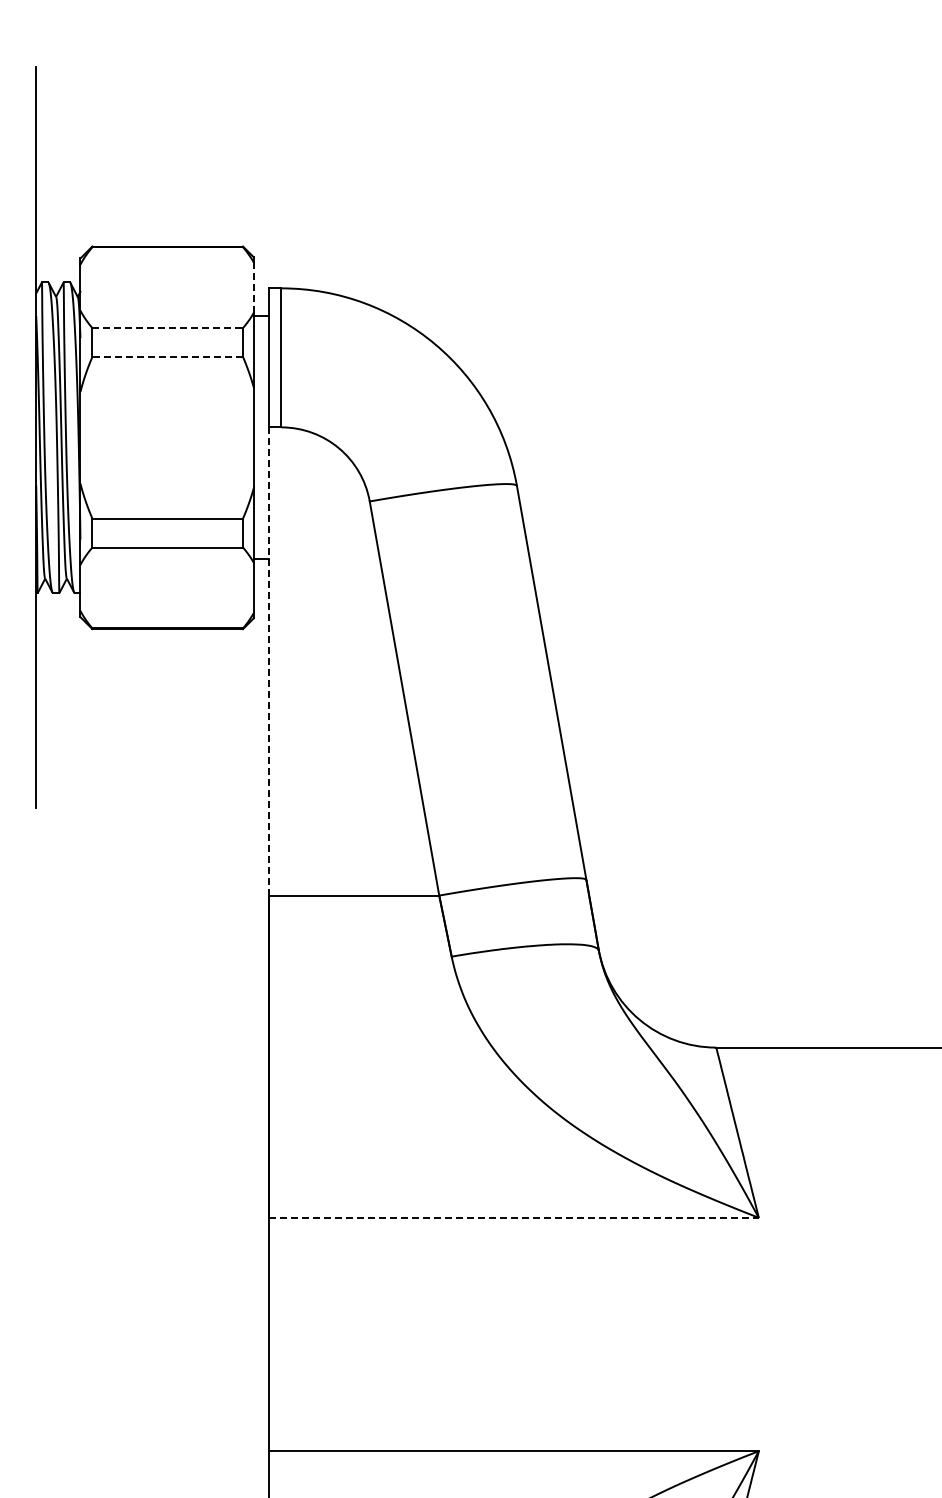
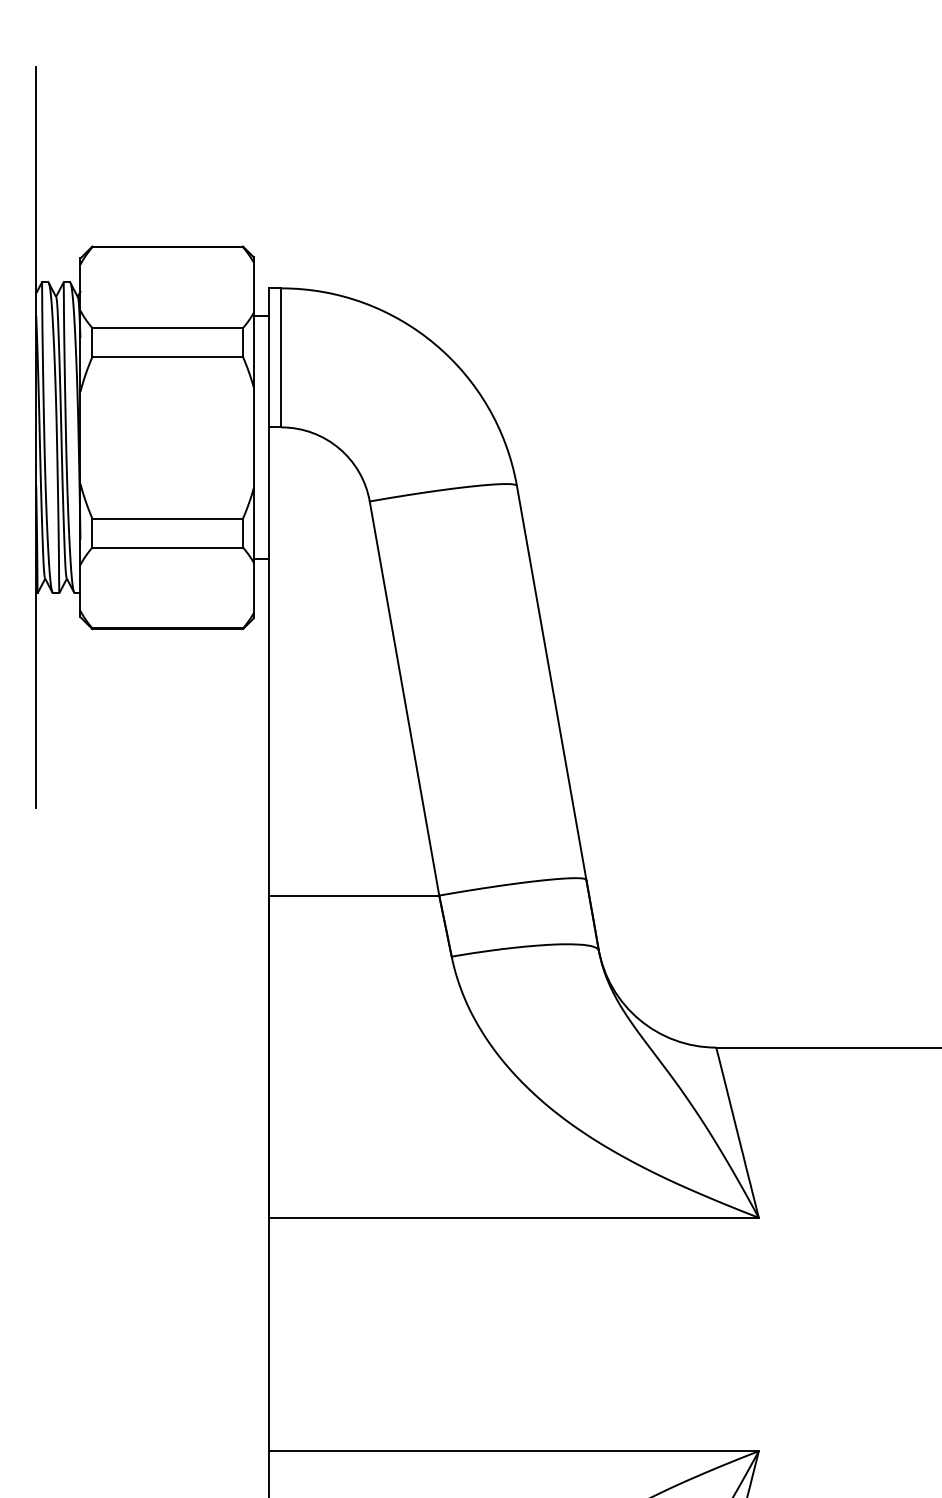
line: dashed -> solid (253, 288)
line: dashed -> solid (168, 328)
line: dashed -> solid (167, 356)
line: dashed -> solid (269, 661)
line: dashed -> solid (514, 1217)
